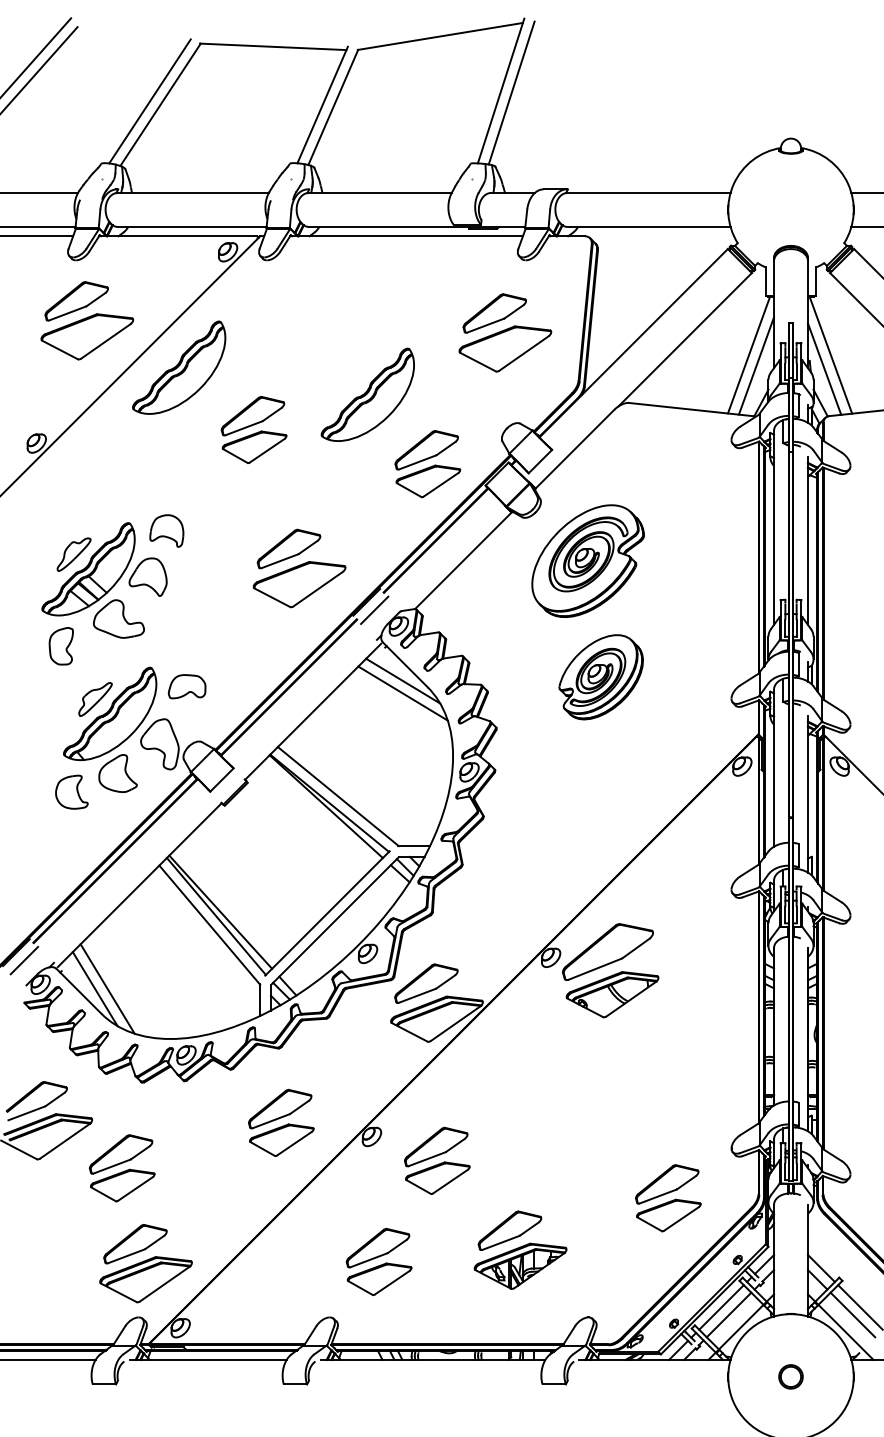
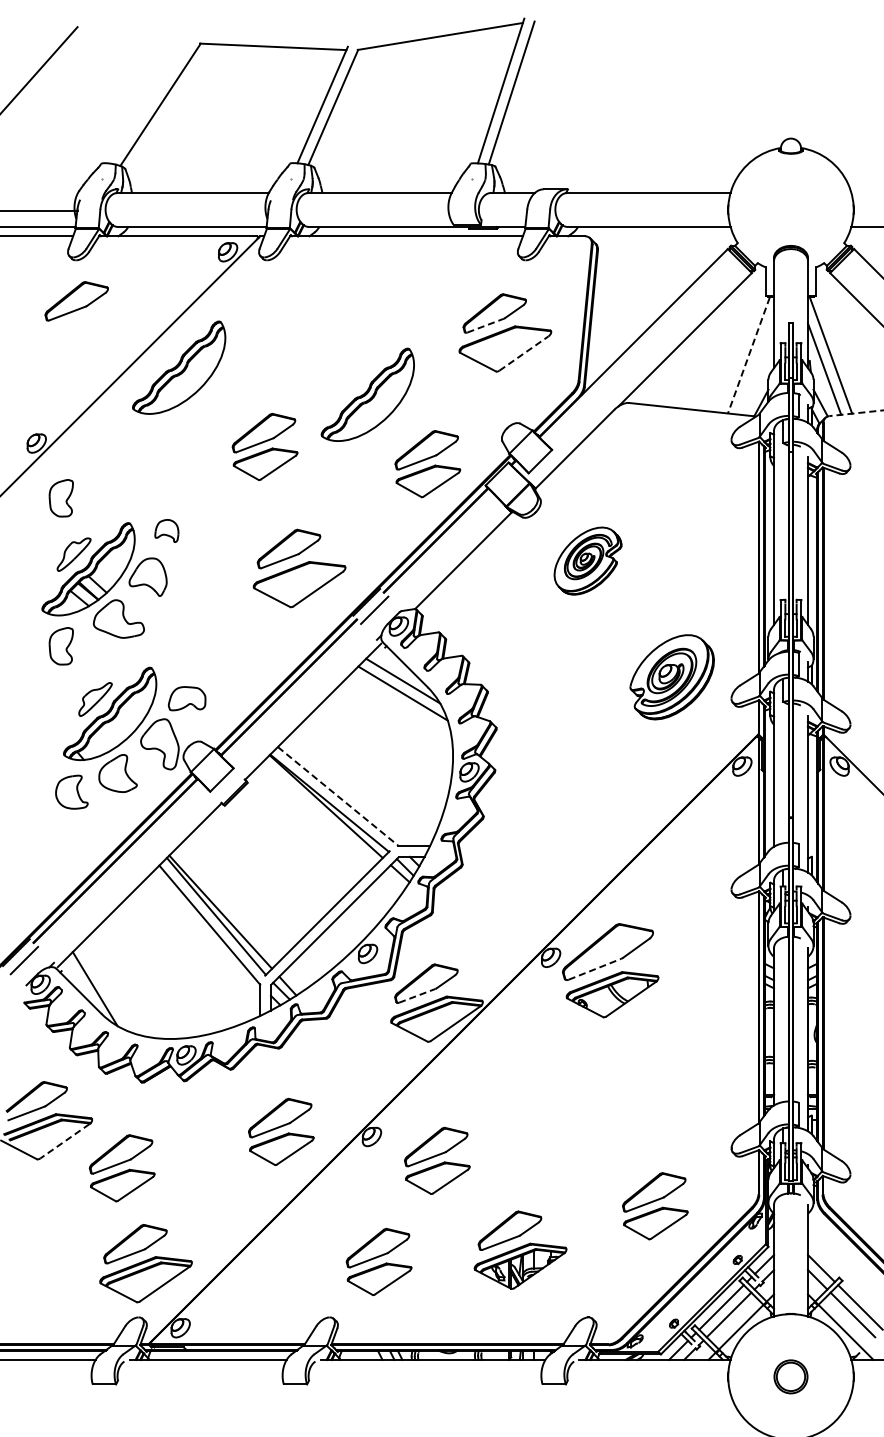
line: present -> none (36, 57)
line: present -> none (149, 101)
line position: (40, 192) -> (40, 210) (40, 210)
line: present -> none (865, 192)
line: solid -> dashed (486, 325)
part: present -> none (87, 336)
line: solid -> dashed (524, 353)
line: solid -> dashed (748, 355)
line: present -> none (756, 365)
line: solid -> dashed (856, 413)
part position: (253, 429) -> (264, 446) (264, 446)
part: none -> present (60, 498)
part size: 36x34 px -> 26x24 px (166, 530)
part size: 114x114 px -> 70x70 px (587, 560)
part position: (600, 677) -> (671, 677) (671, 677)
part position: (186, 686) -> (186, 698) (186, 698)
line: solid -> dashed (338, 796)
line: solid -> dashed (595, 969)
line: present -> none (107, 988)
line: solid -> dashed (417, 995)
part position: (281, 1122) -> (281, 1131) (281, 1131)
line: solid -> dashed (64, 1141)
part position: (668, 1198) -> (655, 1206) (655, 1206)
circle size: 26x26 px -> 36x36 px (790, 1376)
